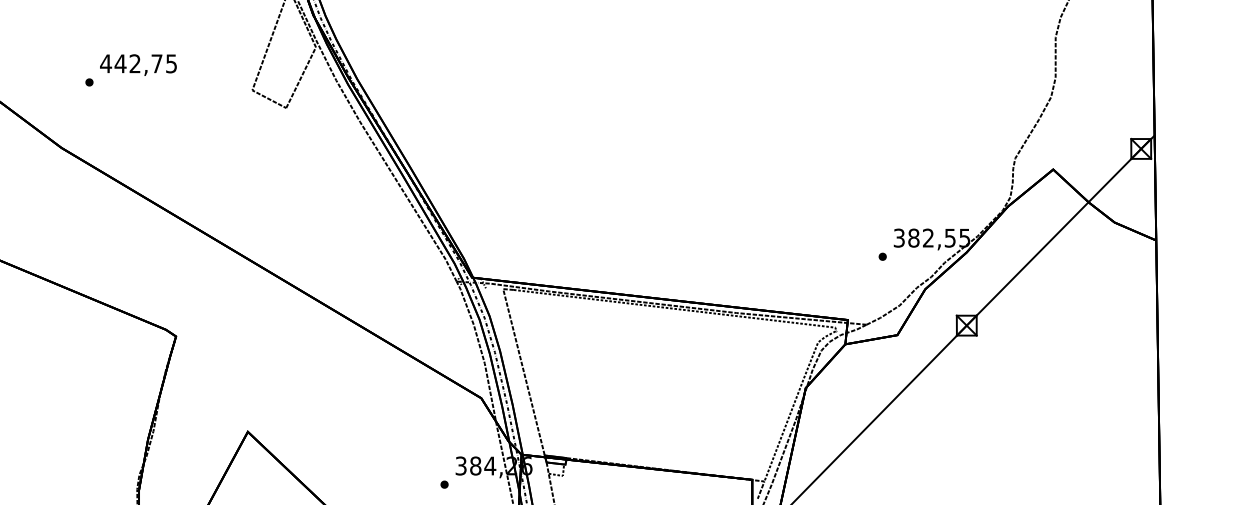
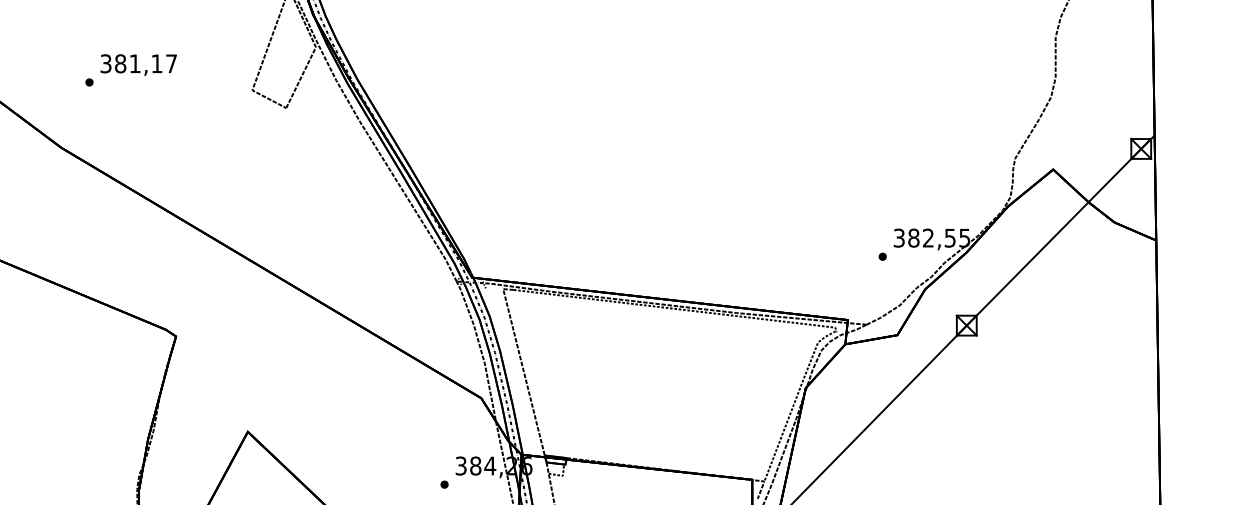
text: 442,75 -> 381,17 (138, 63)
